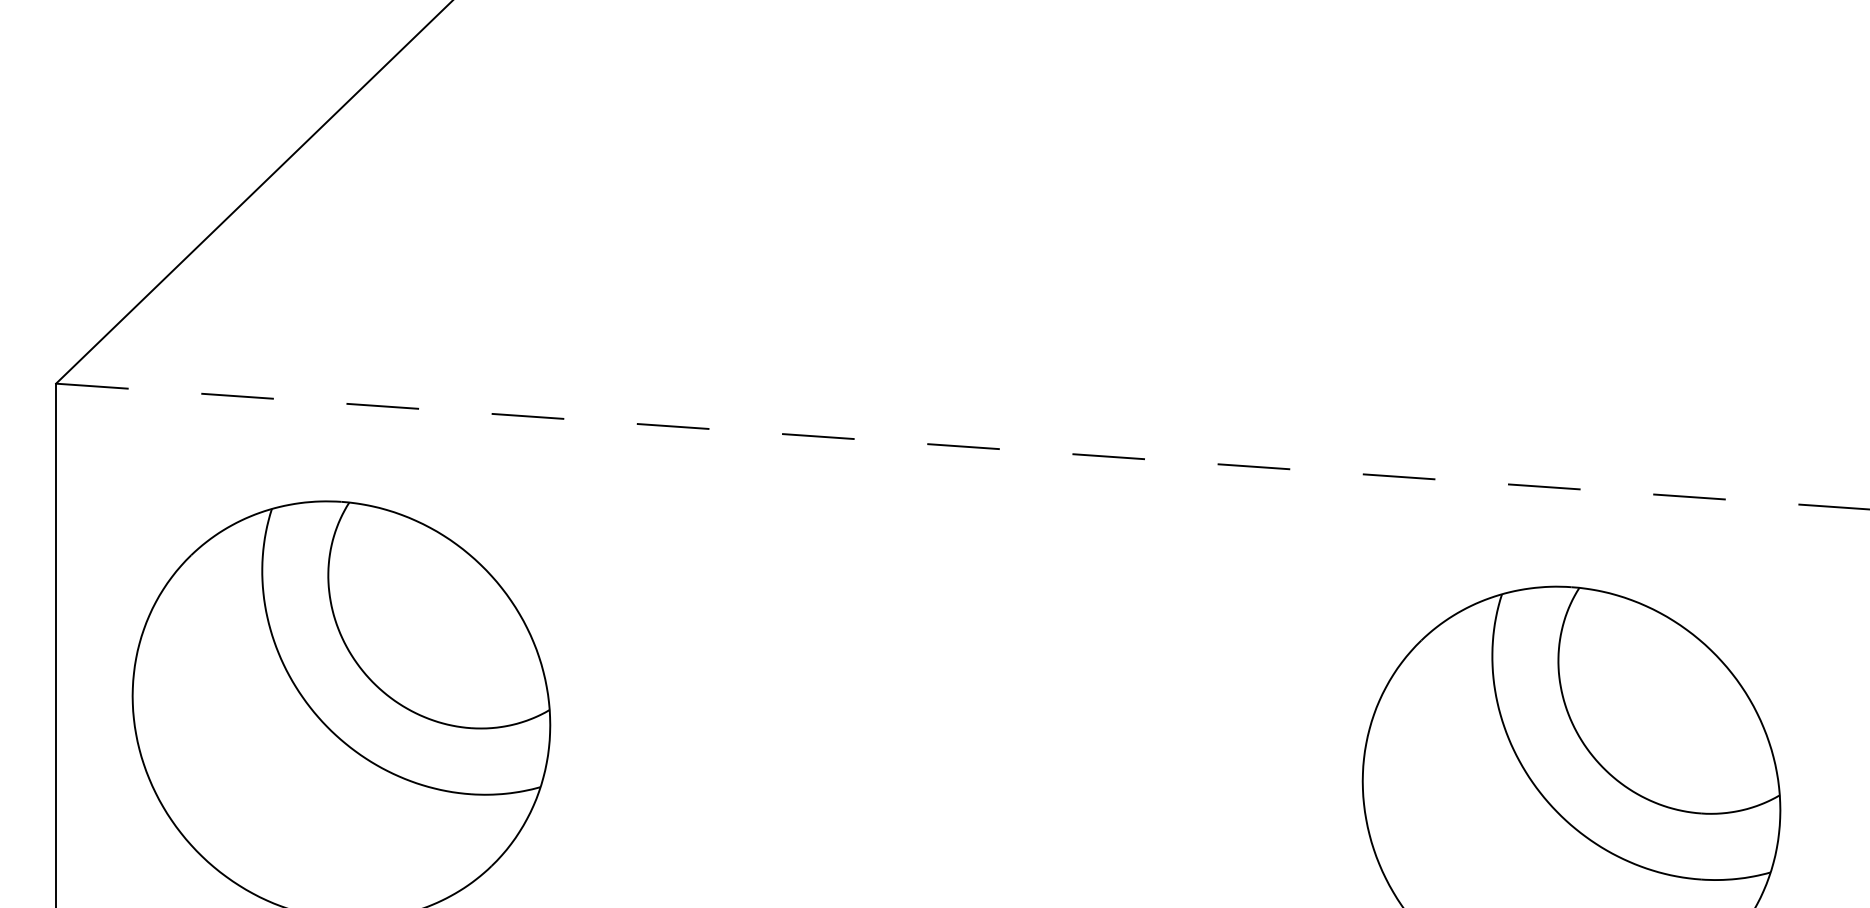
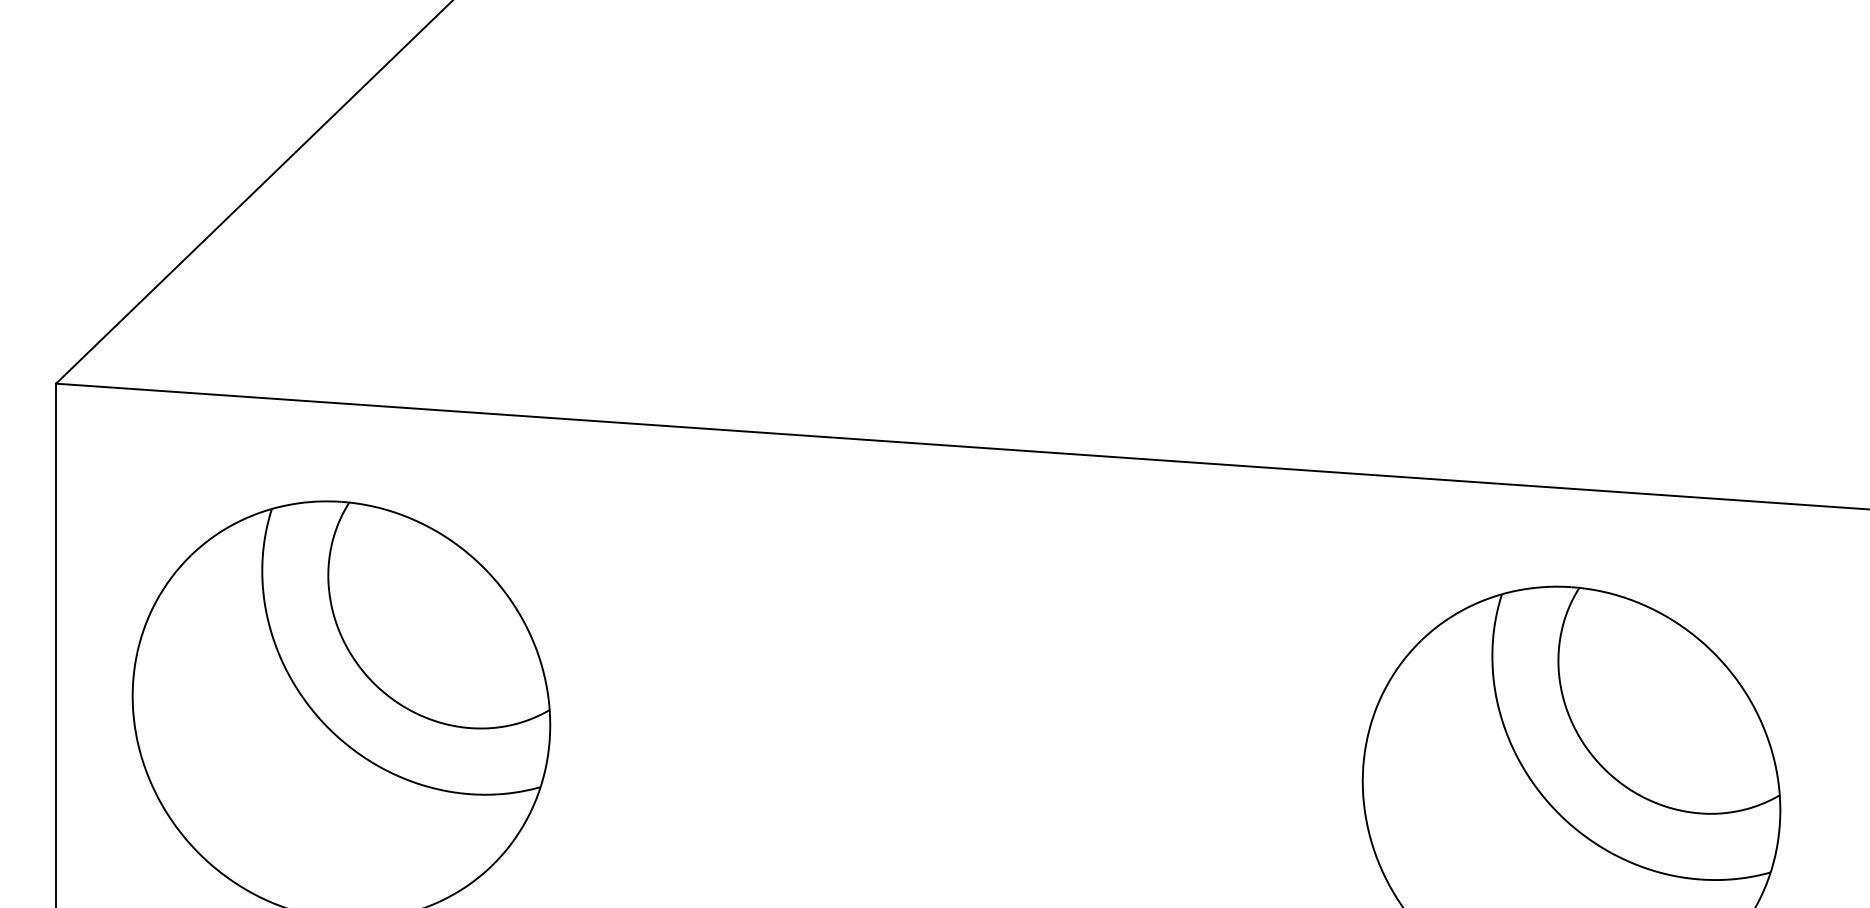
line: dashed -> solid (962, 446)
